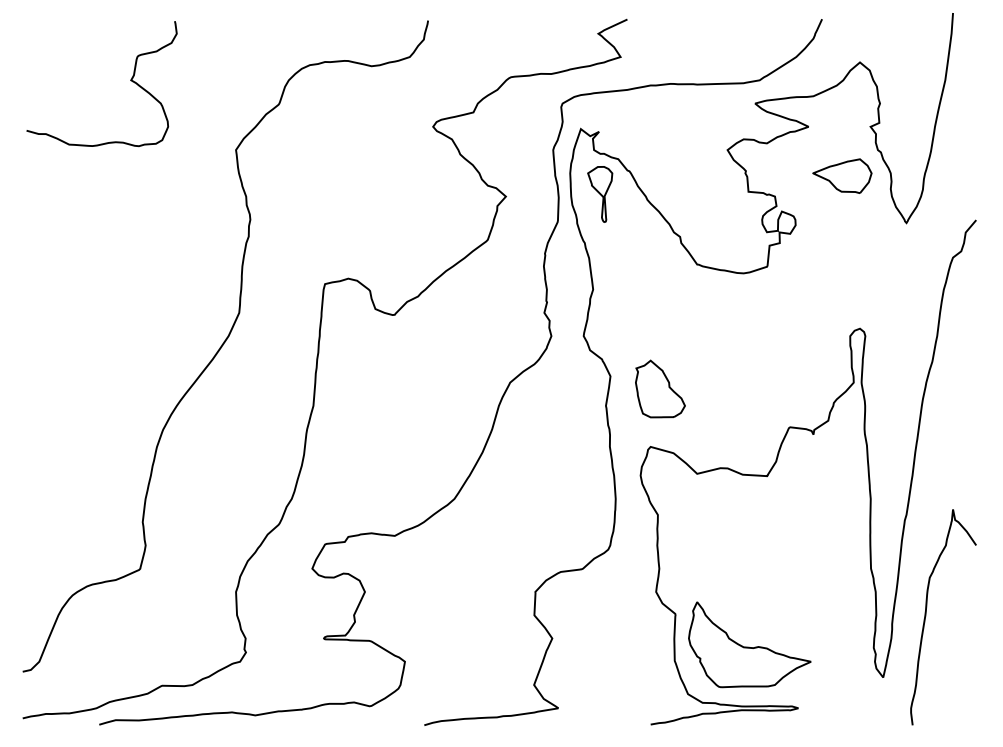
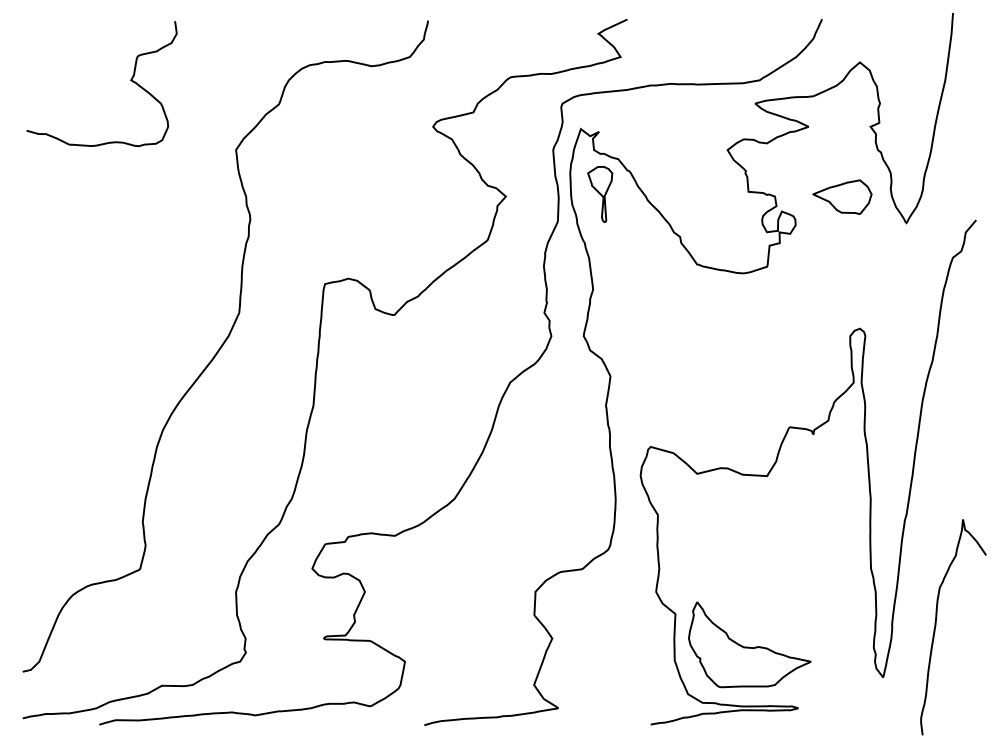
part position: (842, 175) -> (842, 196) (842, 196)
part: present -> none (660, 388)
curve position: (926, 616) -> (936, 626) (936, 626)
